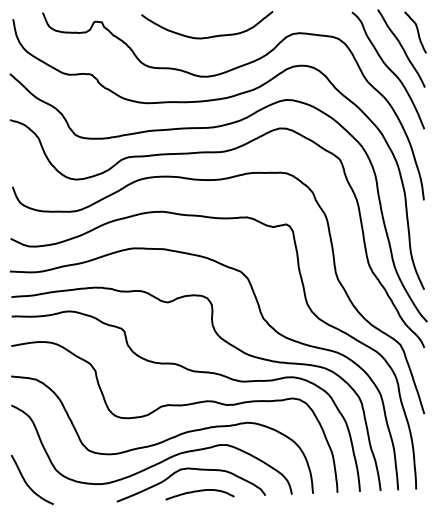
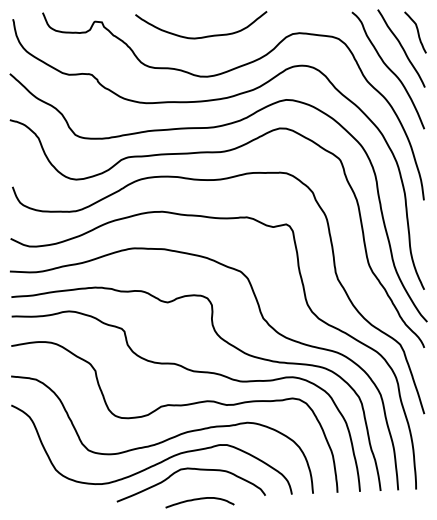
curve position: (207, 36) -> (201, 36) (201, 36)
curve: present -> none (26, 481)
curve position: (197, 492) -> (197, 500) (197, 500)
